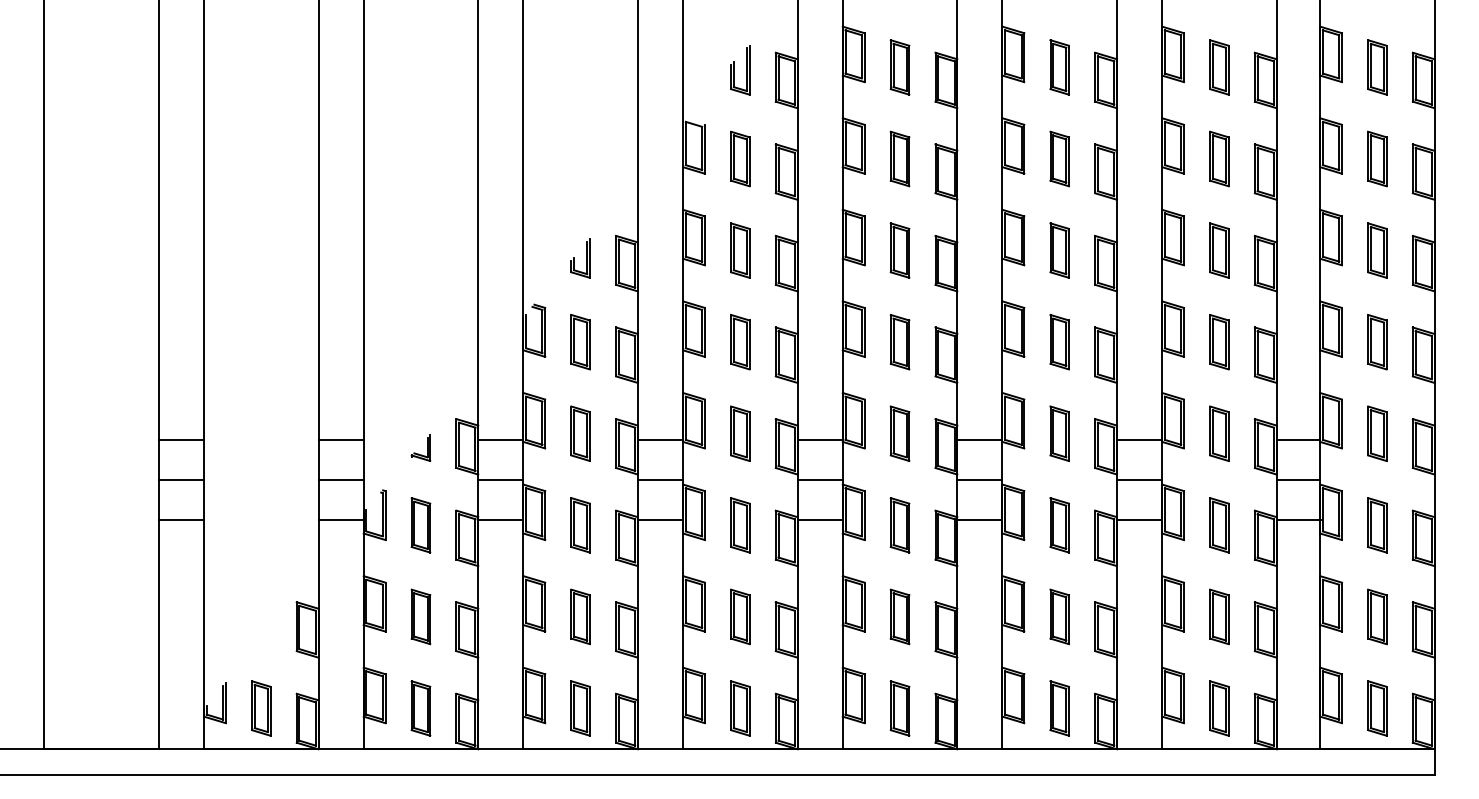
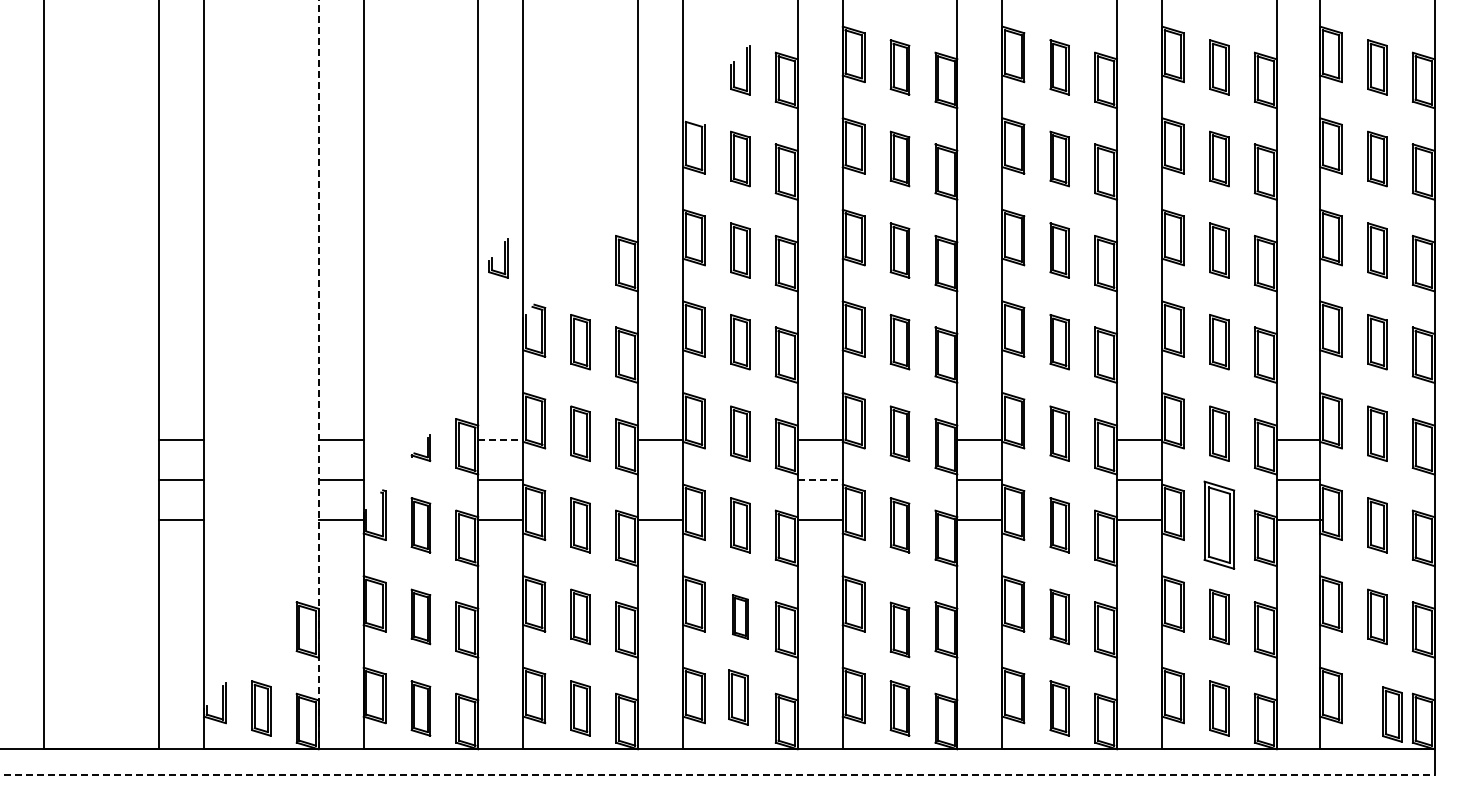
part position: (580, 258) -> (498, 258) (498, 258)
line: solid -> dashed (318, 374)
line: solid -> dashed (500, 440)
line: present -> none (660, 480)
line: solid -> dashed (820, 480)
part size: 21x57 px -> 33x90 px (1219, 524)
part size: 21x58 px -> 17x46 px (740, 616)
part position: (899, 616) -> (899, 629) (899, 629)
part position: (740, 708) -> (738, 697) (738, 697)
part position: (1377, 708) -> (1392, 714) (1392, 714)
line: solid -> dashed (717, 775)
